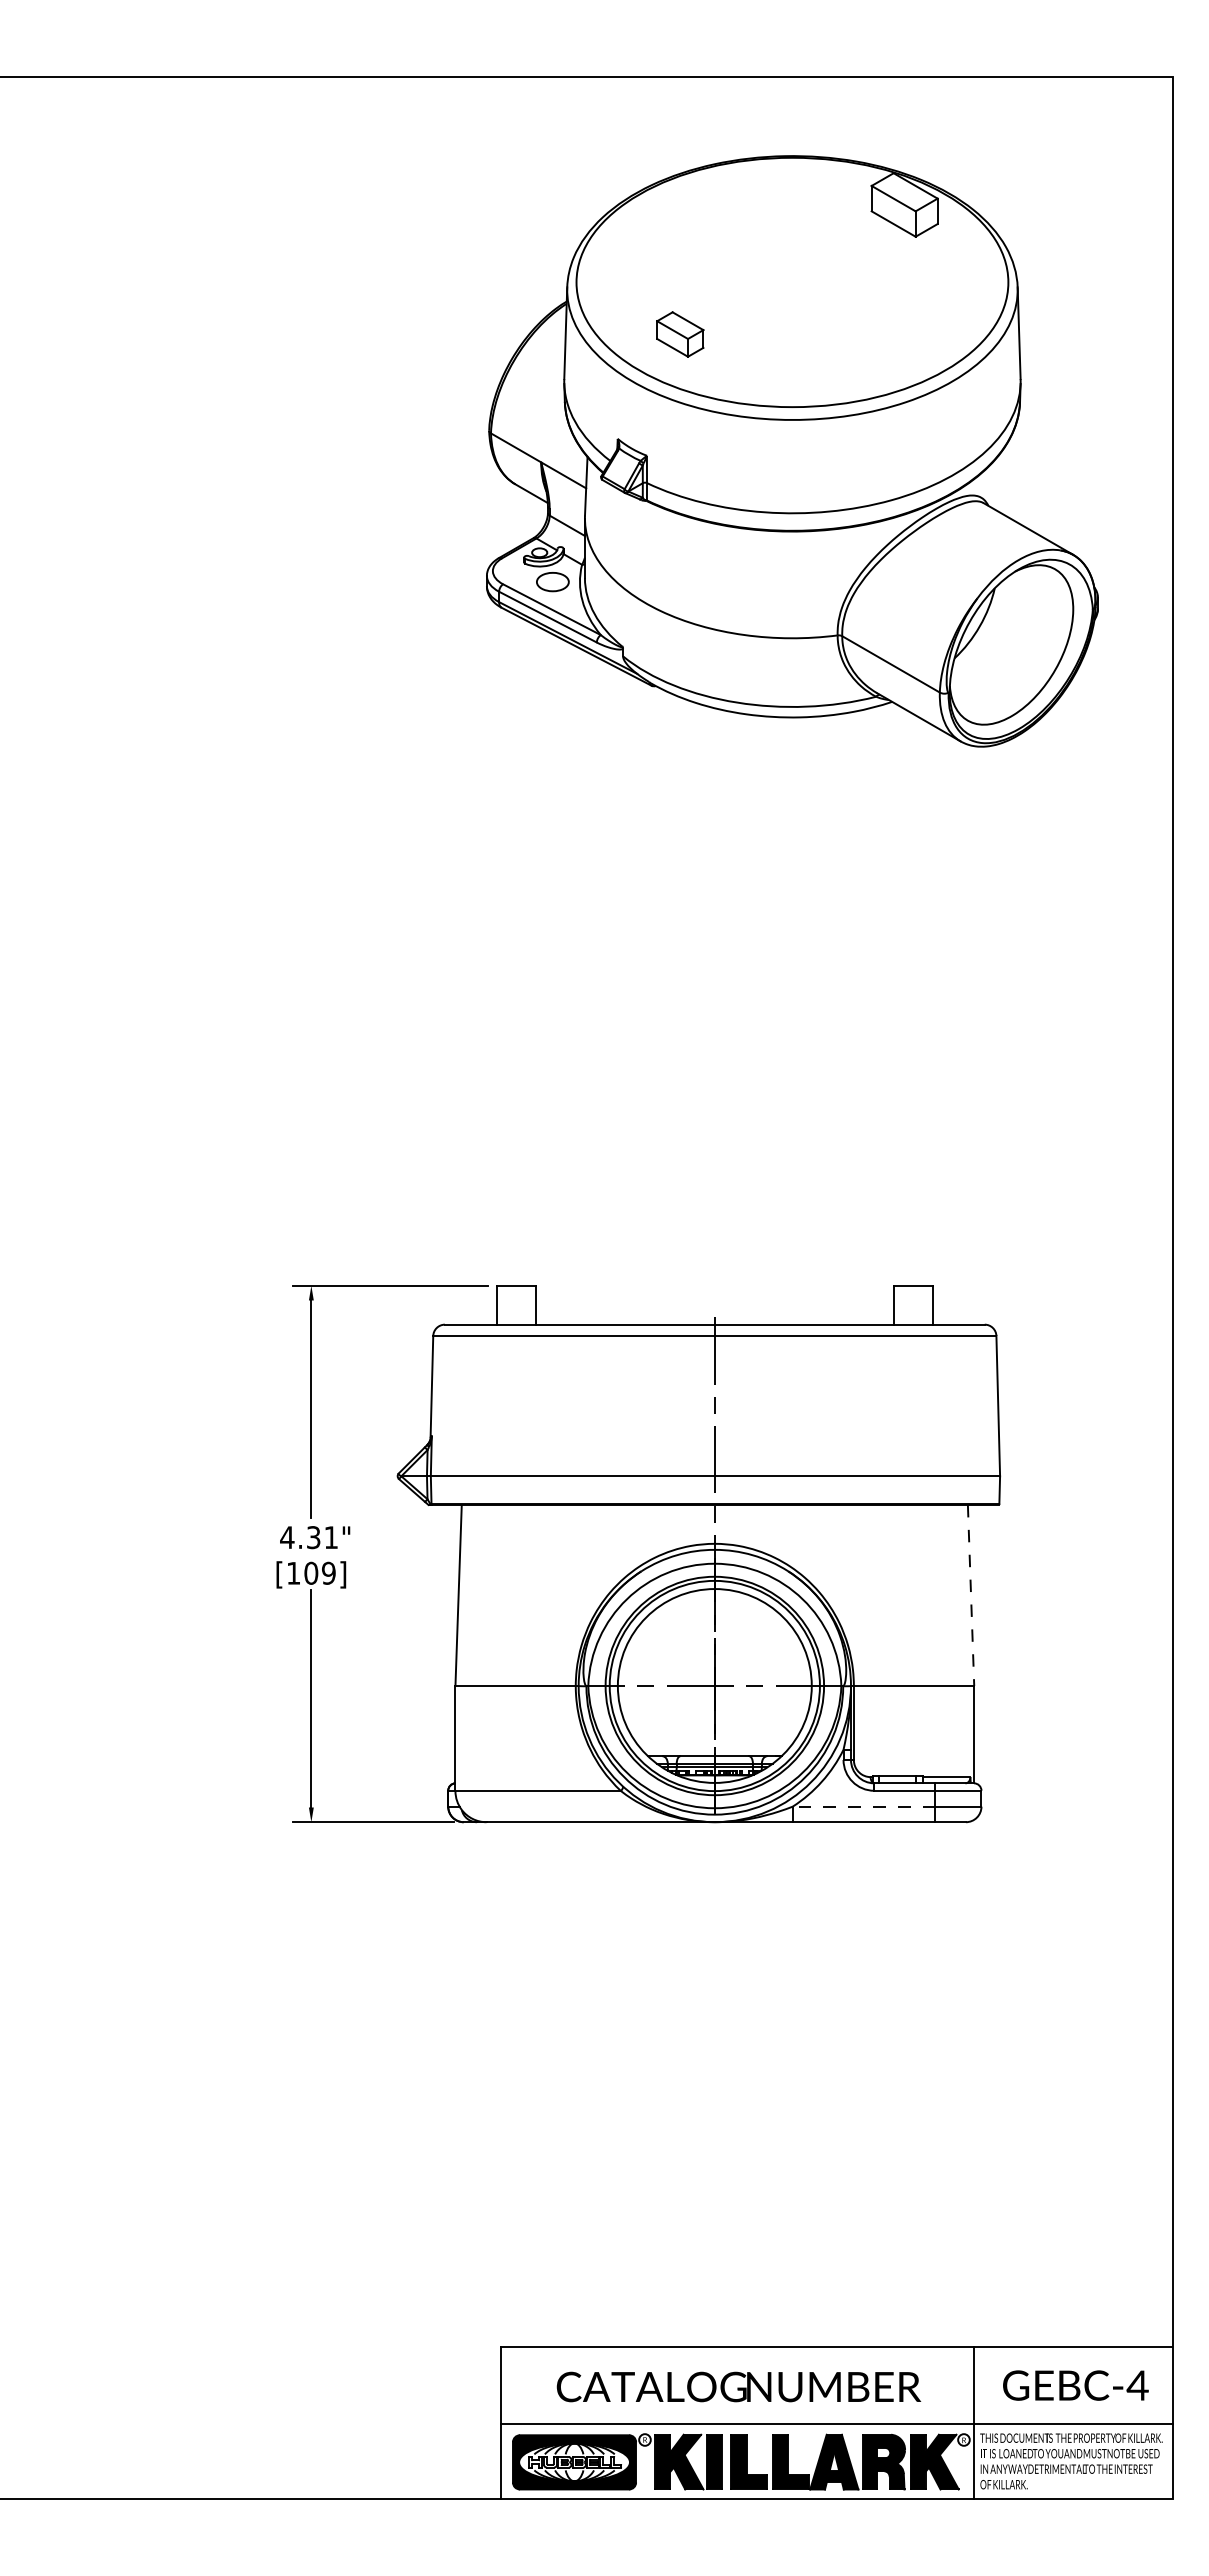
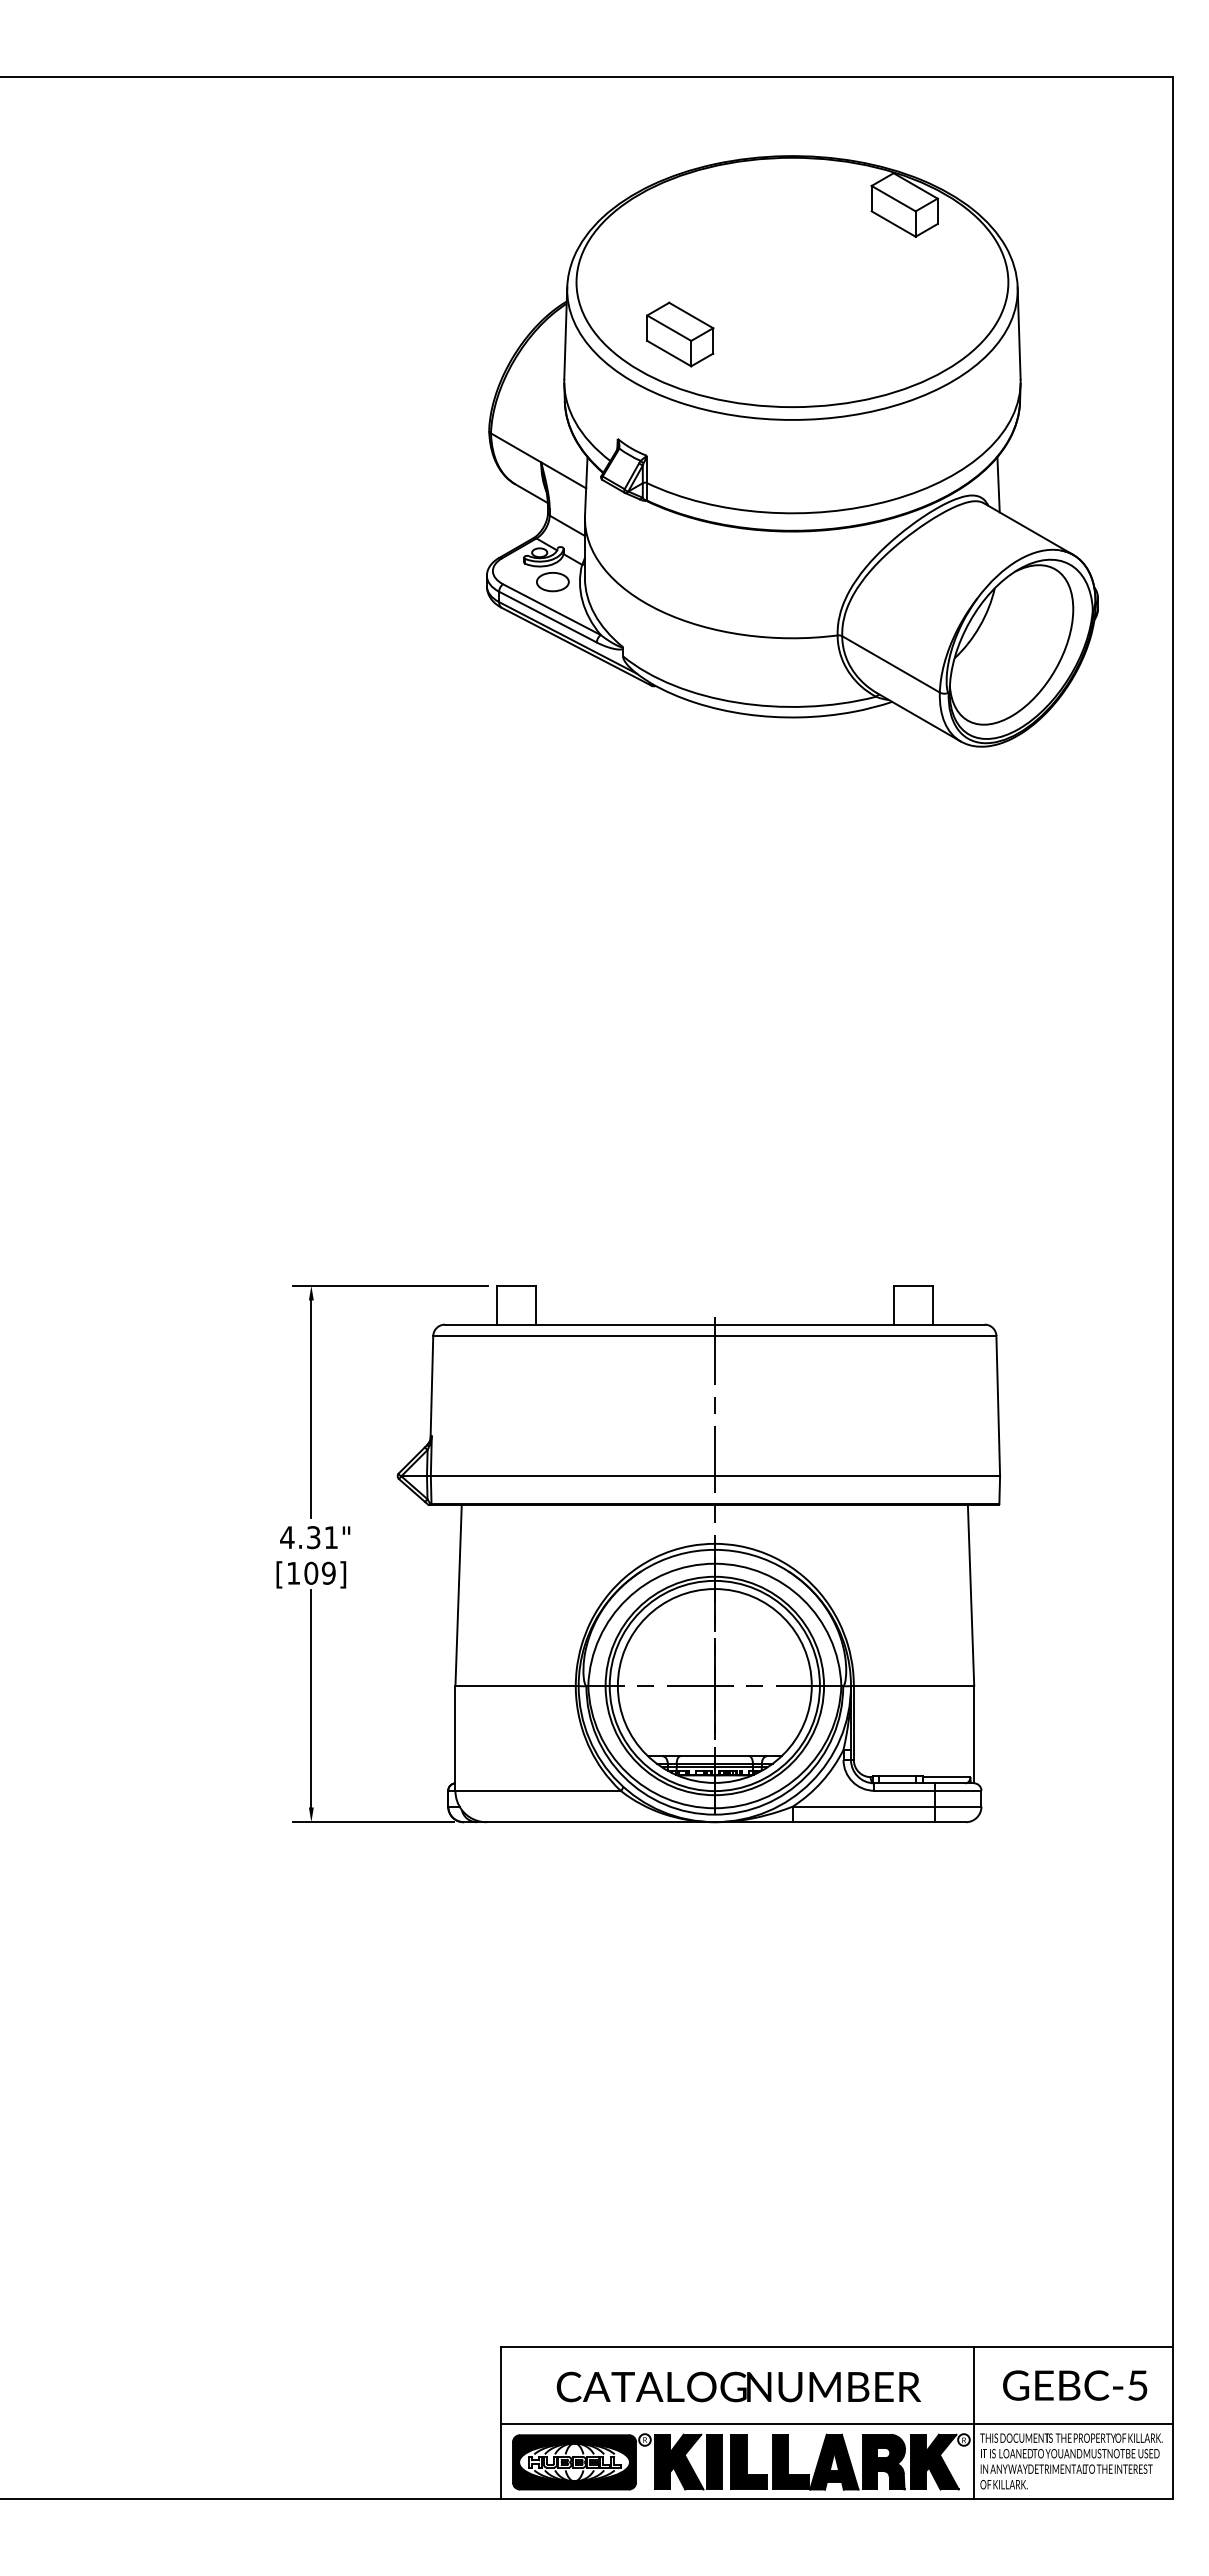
part size: 49x47 px -> 69x67 px (680, 334)
line: none -> present (998, 484)
line: dashed -> solid (971, 1595)
line: dashed -> solid (863, 1806)
text: GEBC-4 -> GEBC-5 (1137, 2385)
